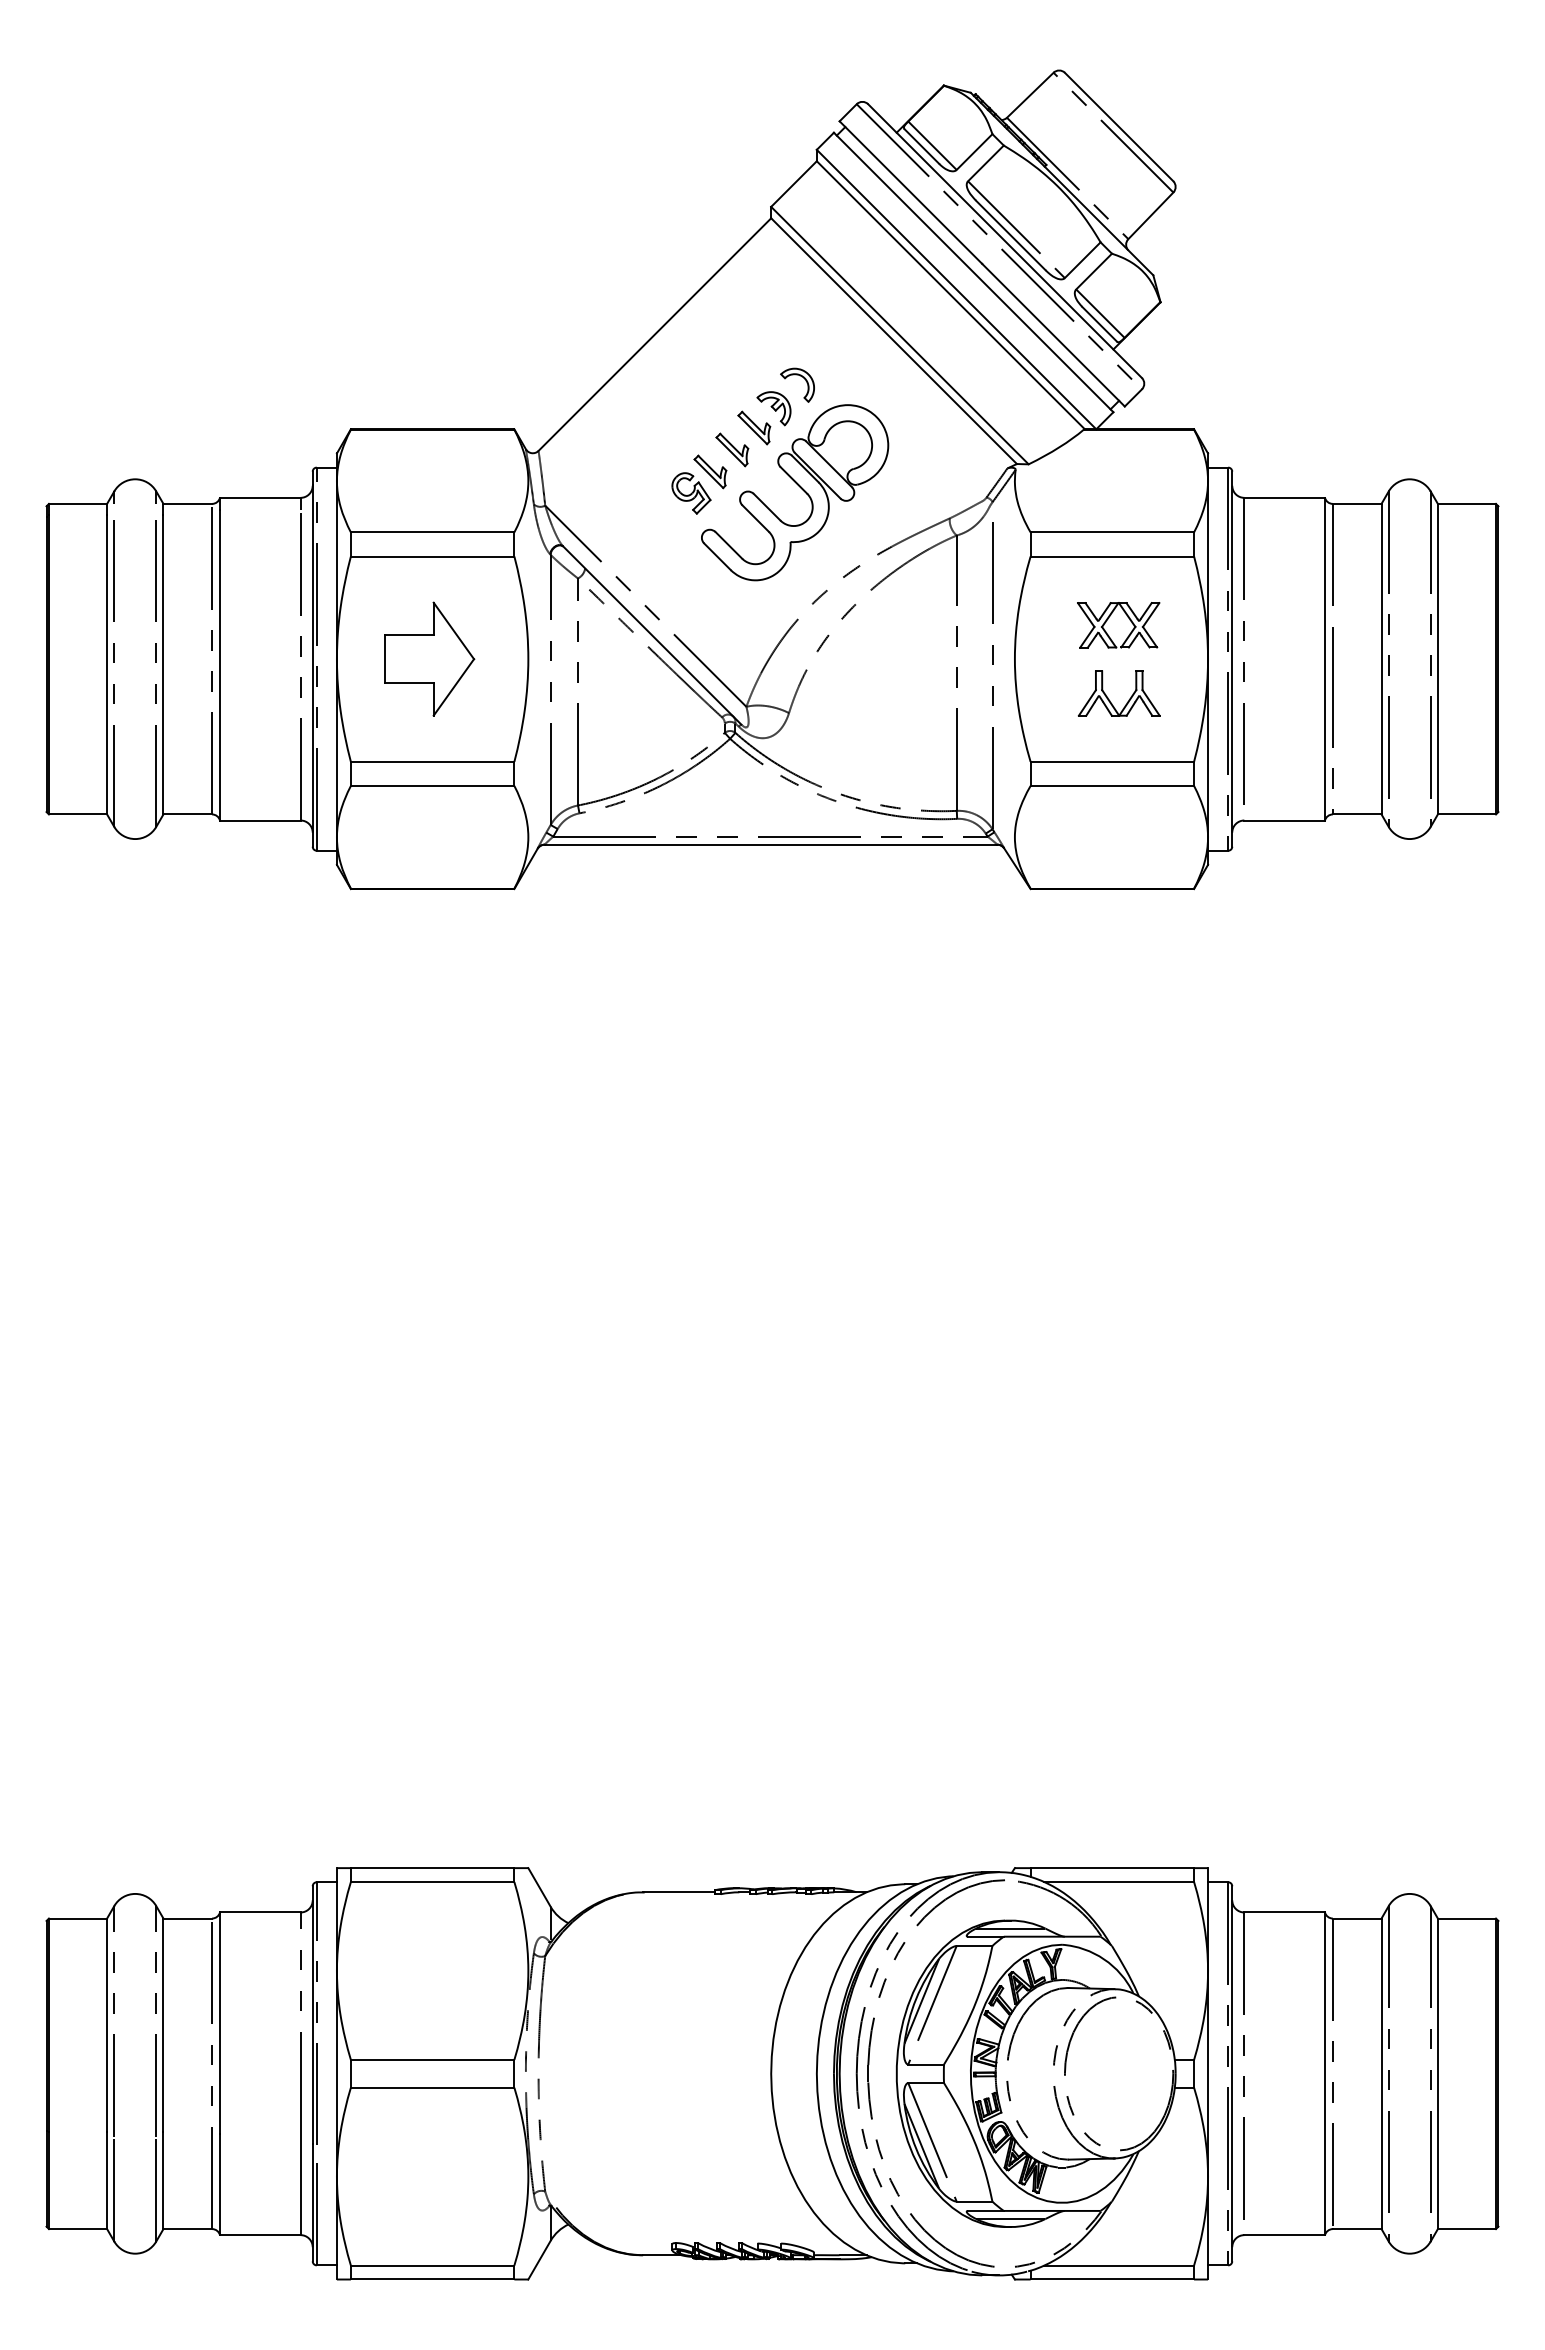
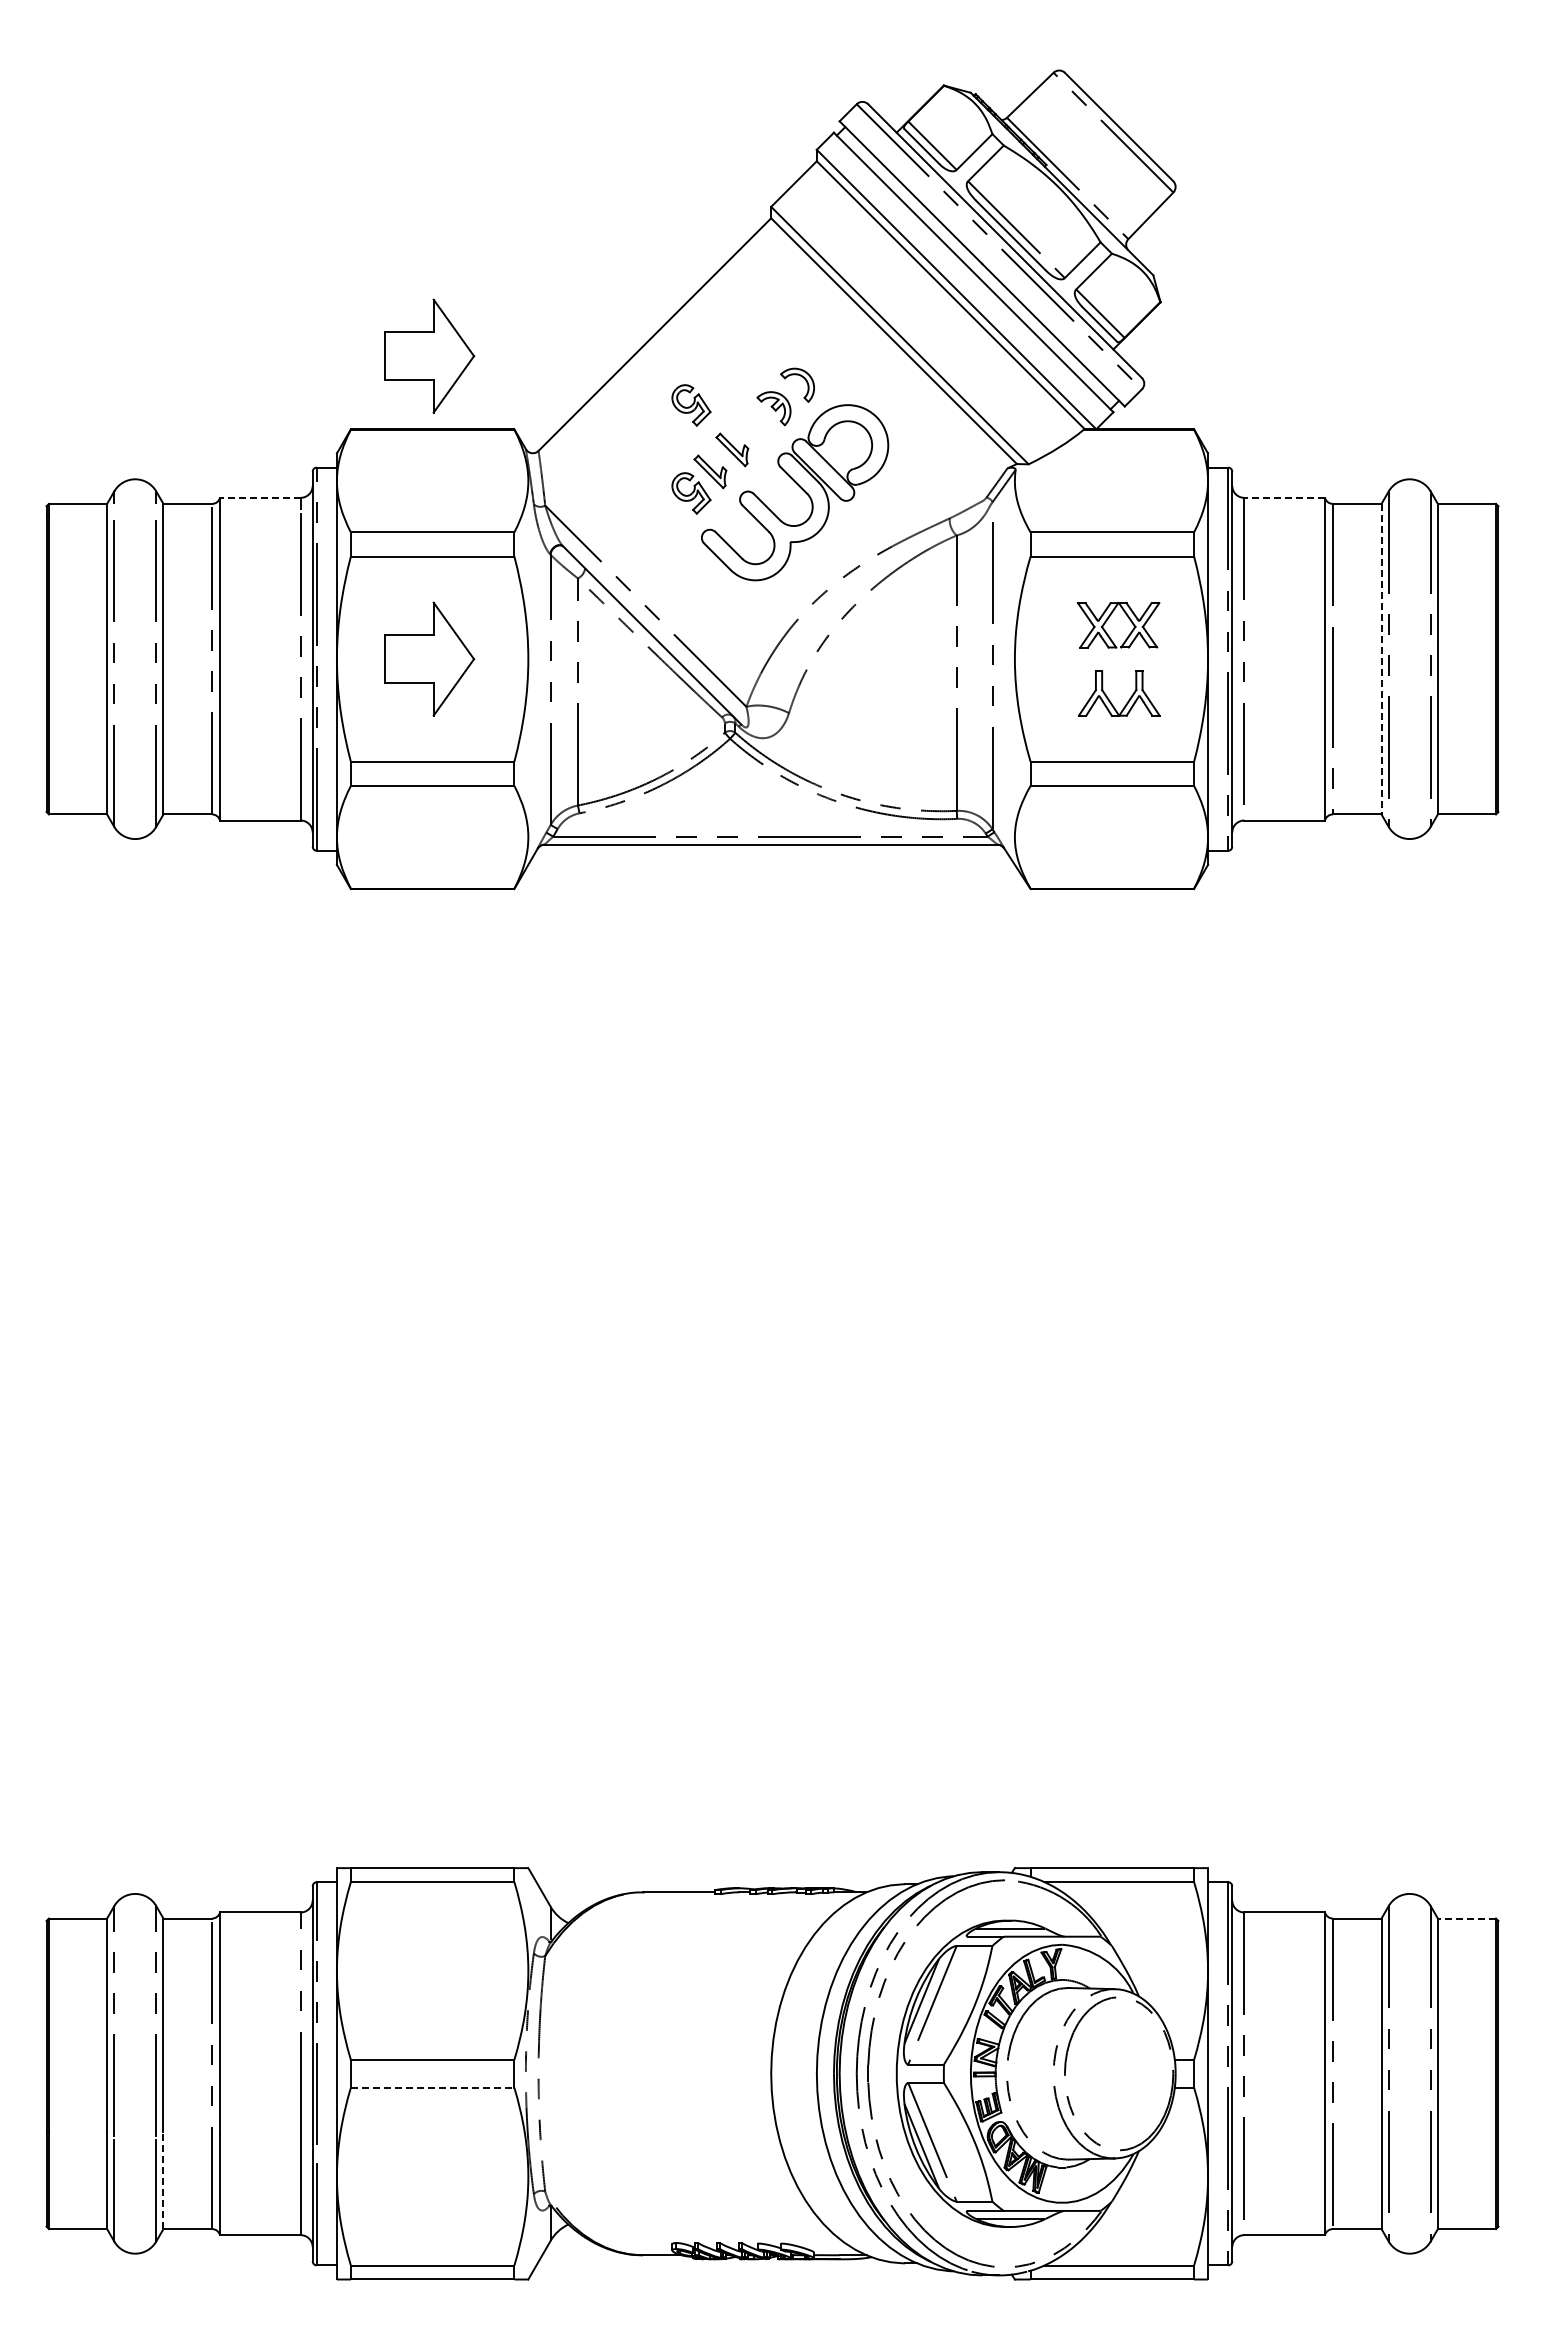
part: none -> present (429, 355)
part: none -> present (691, 405)
part: present -> none (754, 427)
line: solid -> dashed (259, 497)
line: solid -> dashed (1284, 497)
line: solid -> dashed (1381, 659)
line: solid -> dashed (1466, 1918)
line: solid -> dashed (432, 2087)
line: solid -> dashed (163, 2180)
